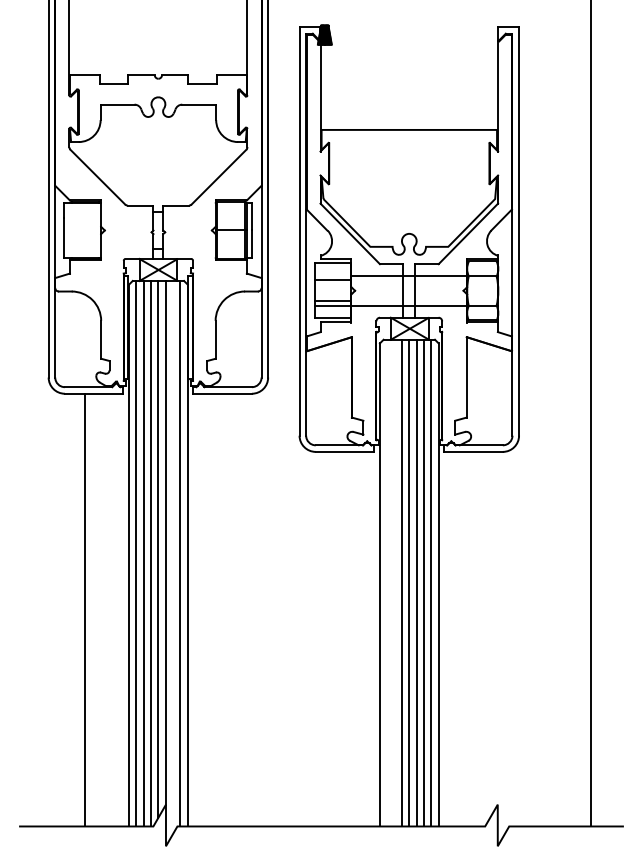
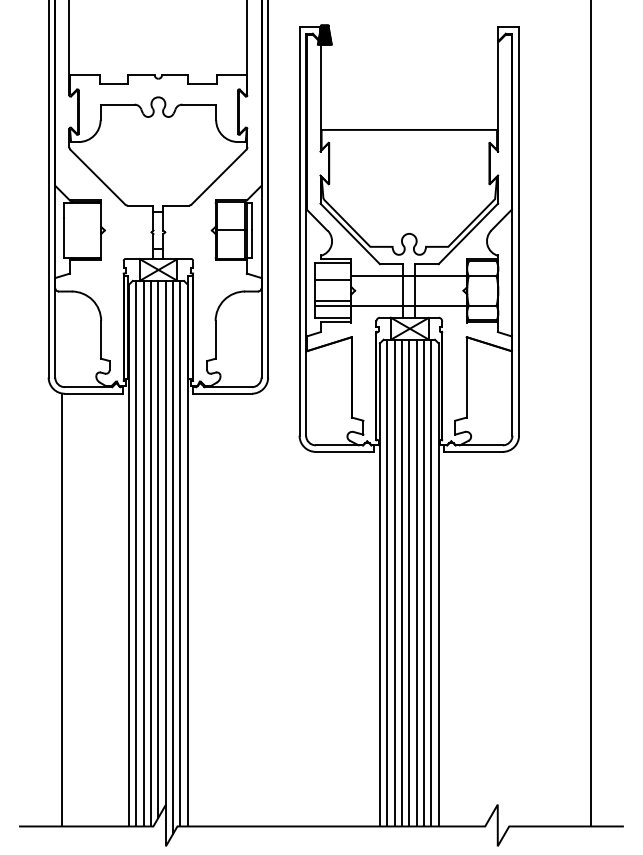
line: none -> present (173, 557)
line: none -> present (387, 582)
line: none -> present (394, 582)
line position: (84, 609) -> (61, 609) (61, 609)
